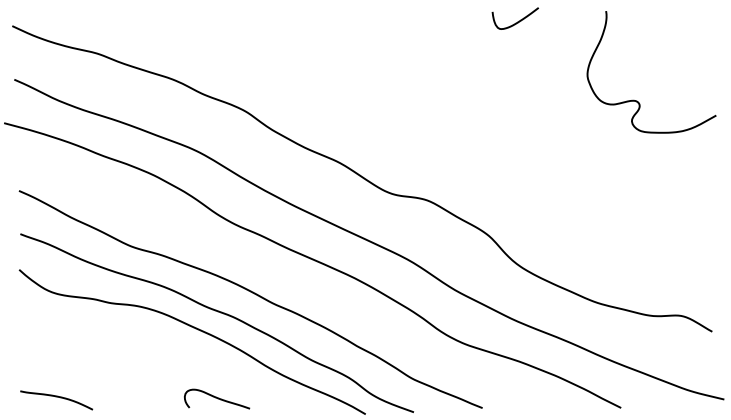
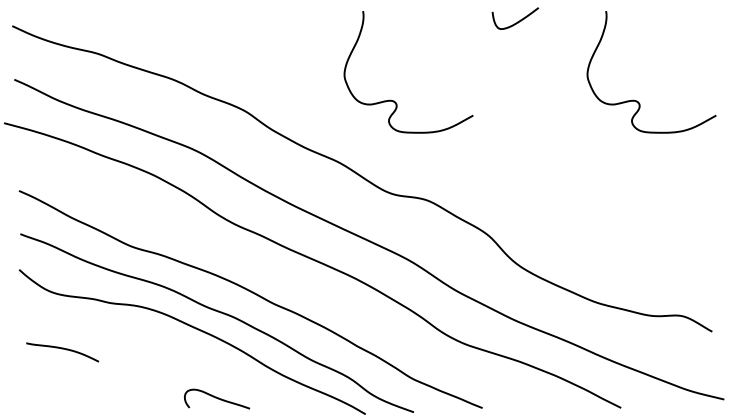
curve: none -> present (394, 100)
curve position: (56, 397) -> (62, 349) (62, 349)
